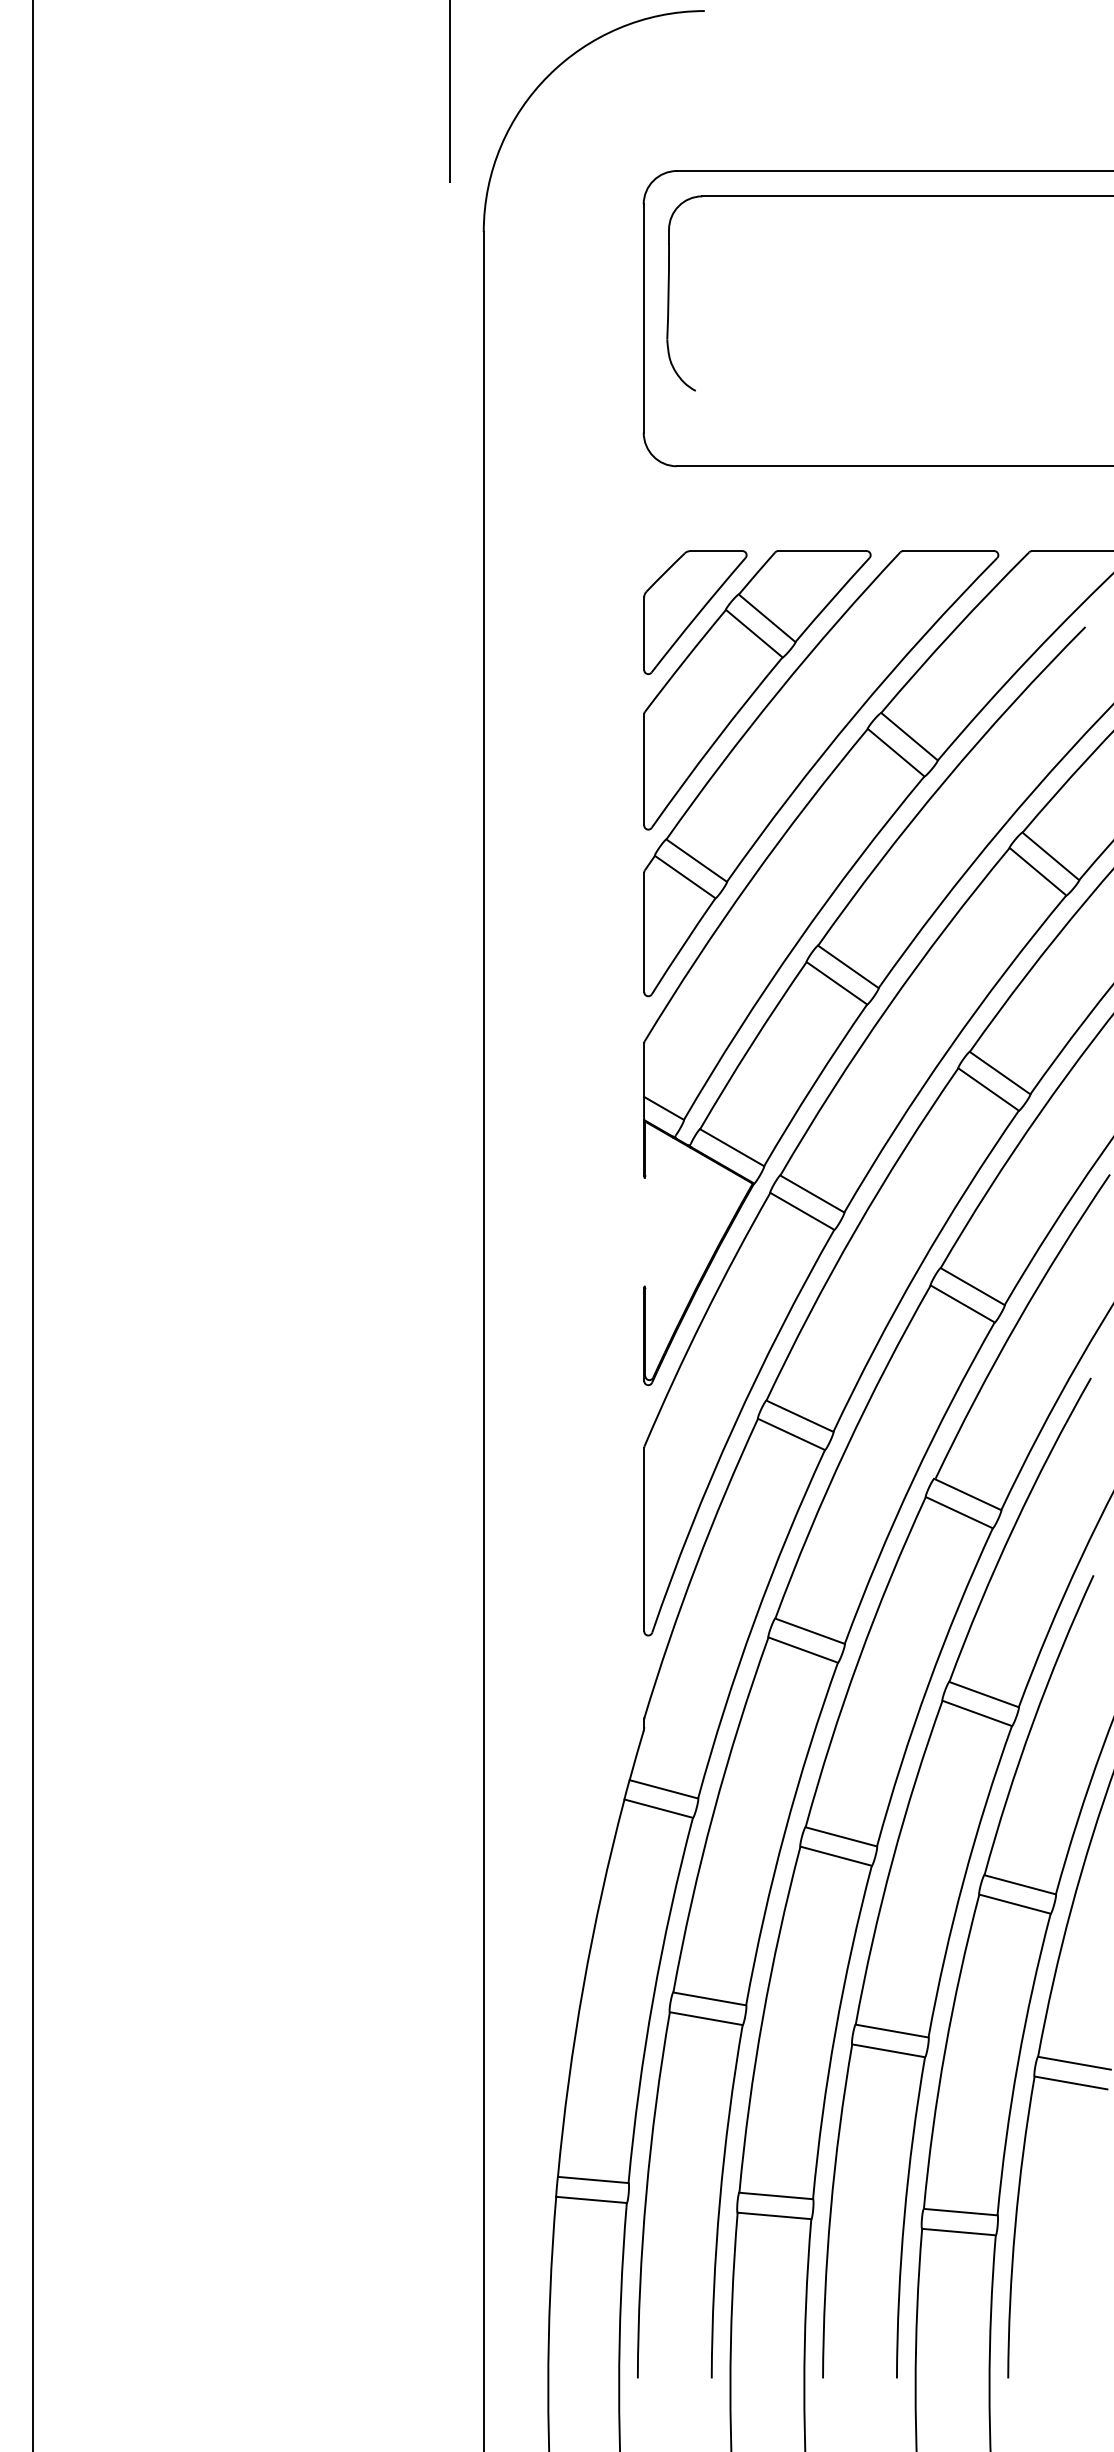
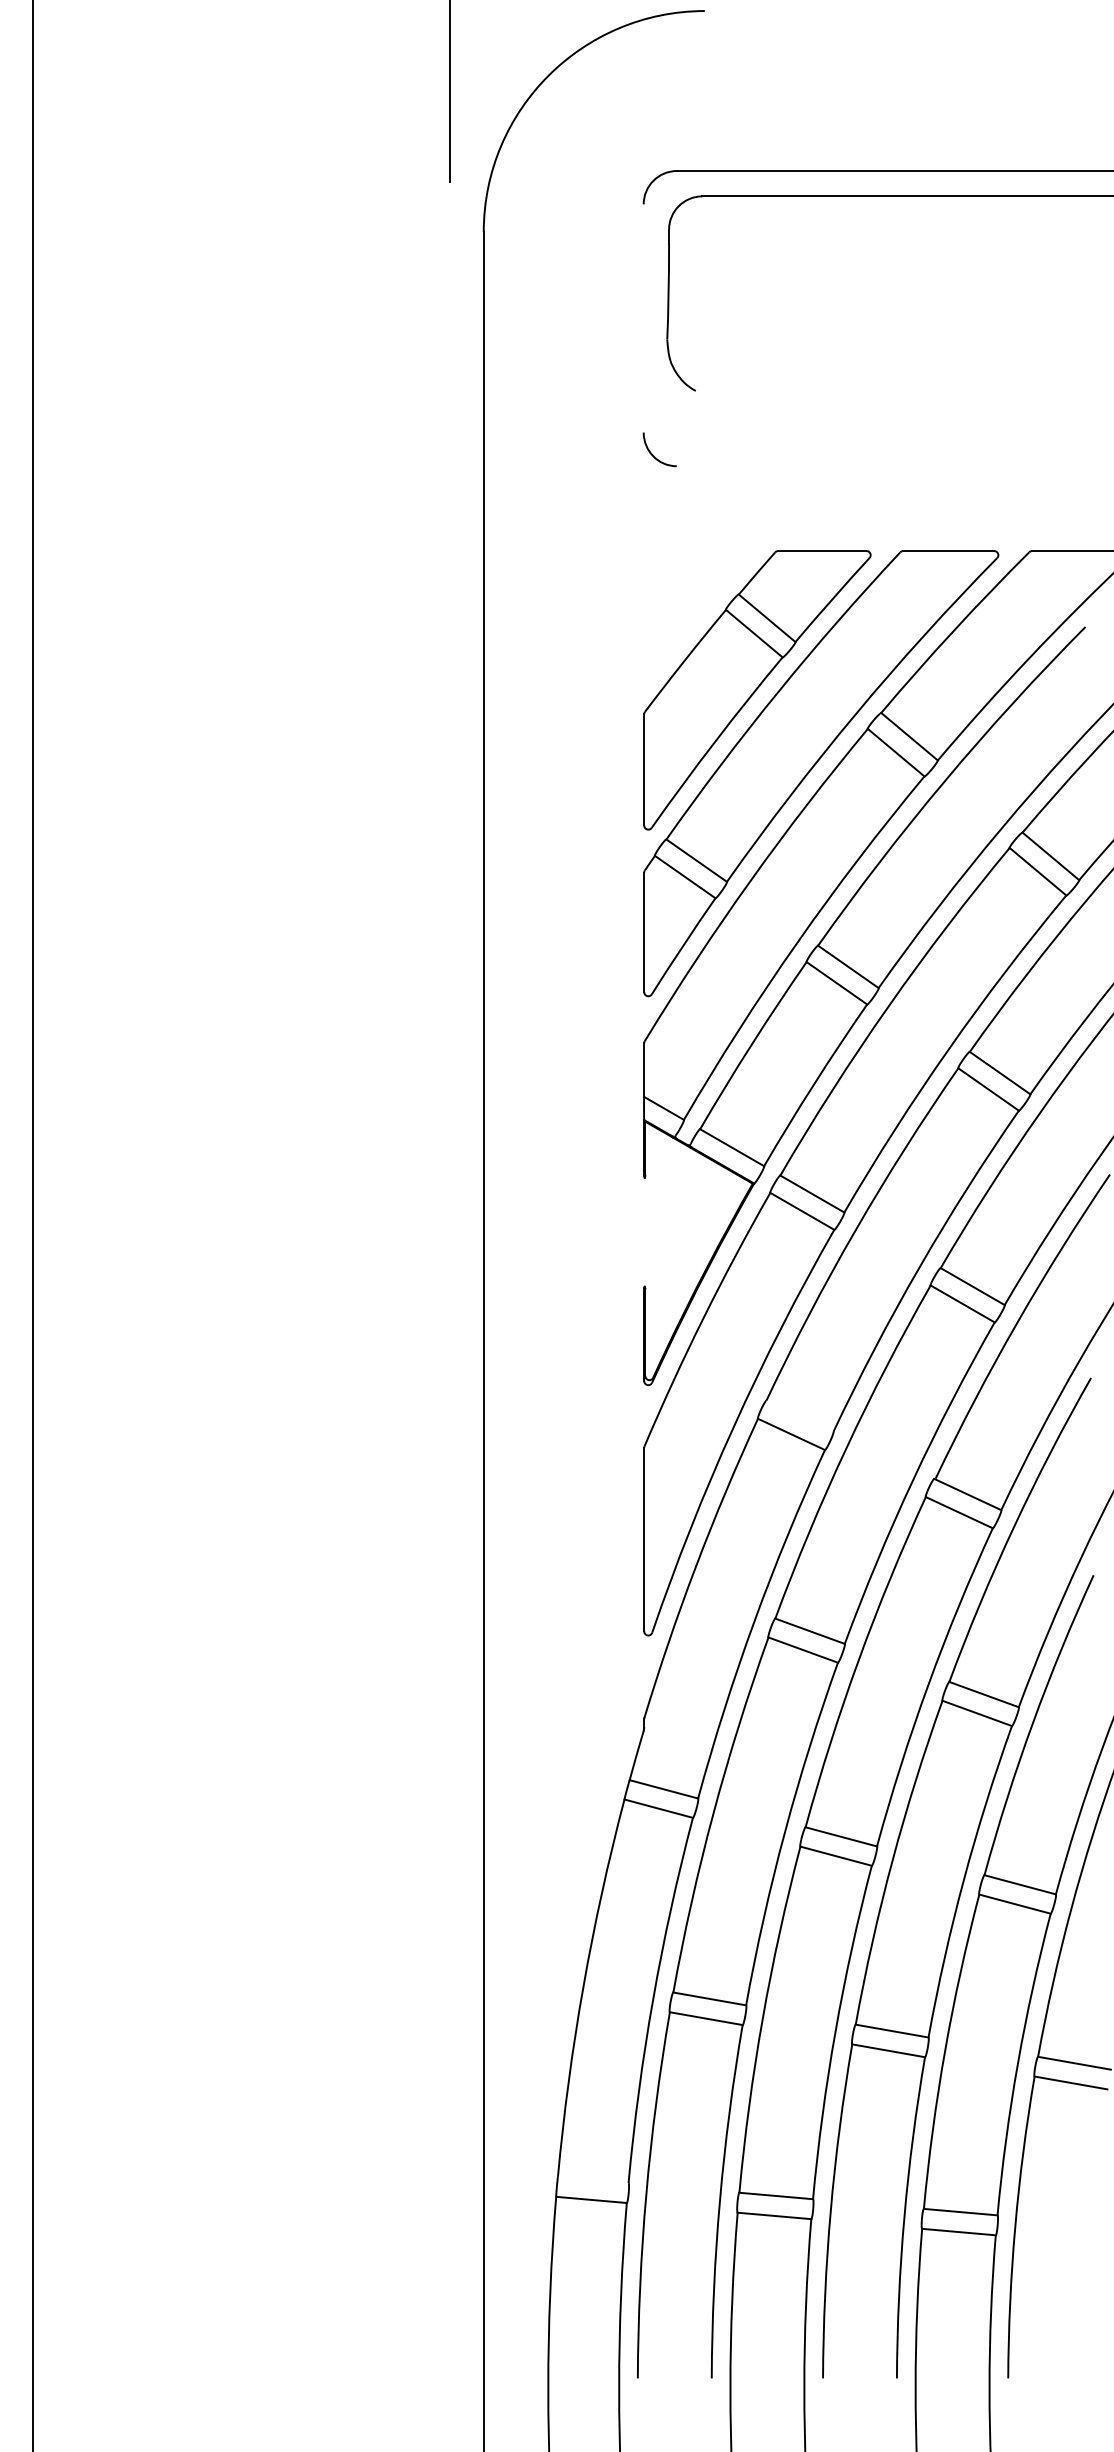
line: present -> none (643, 318)
line: present -> none (893, 466)
part: present -> none (695, 612)
line: present -> none (799, 1415)
line: present -> none (592, 2179)
